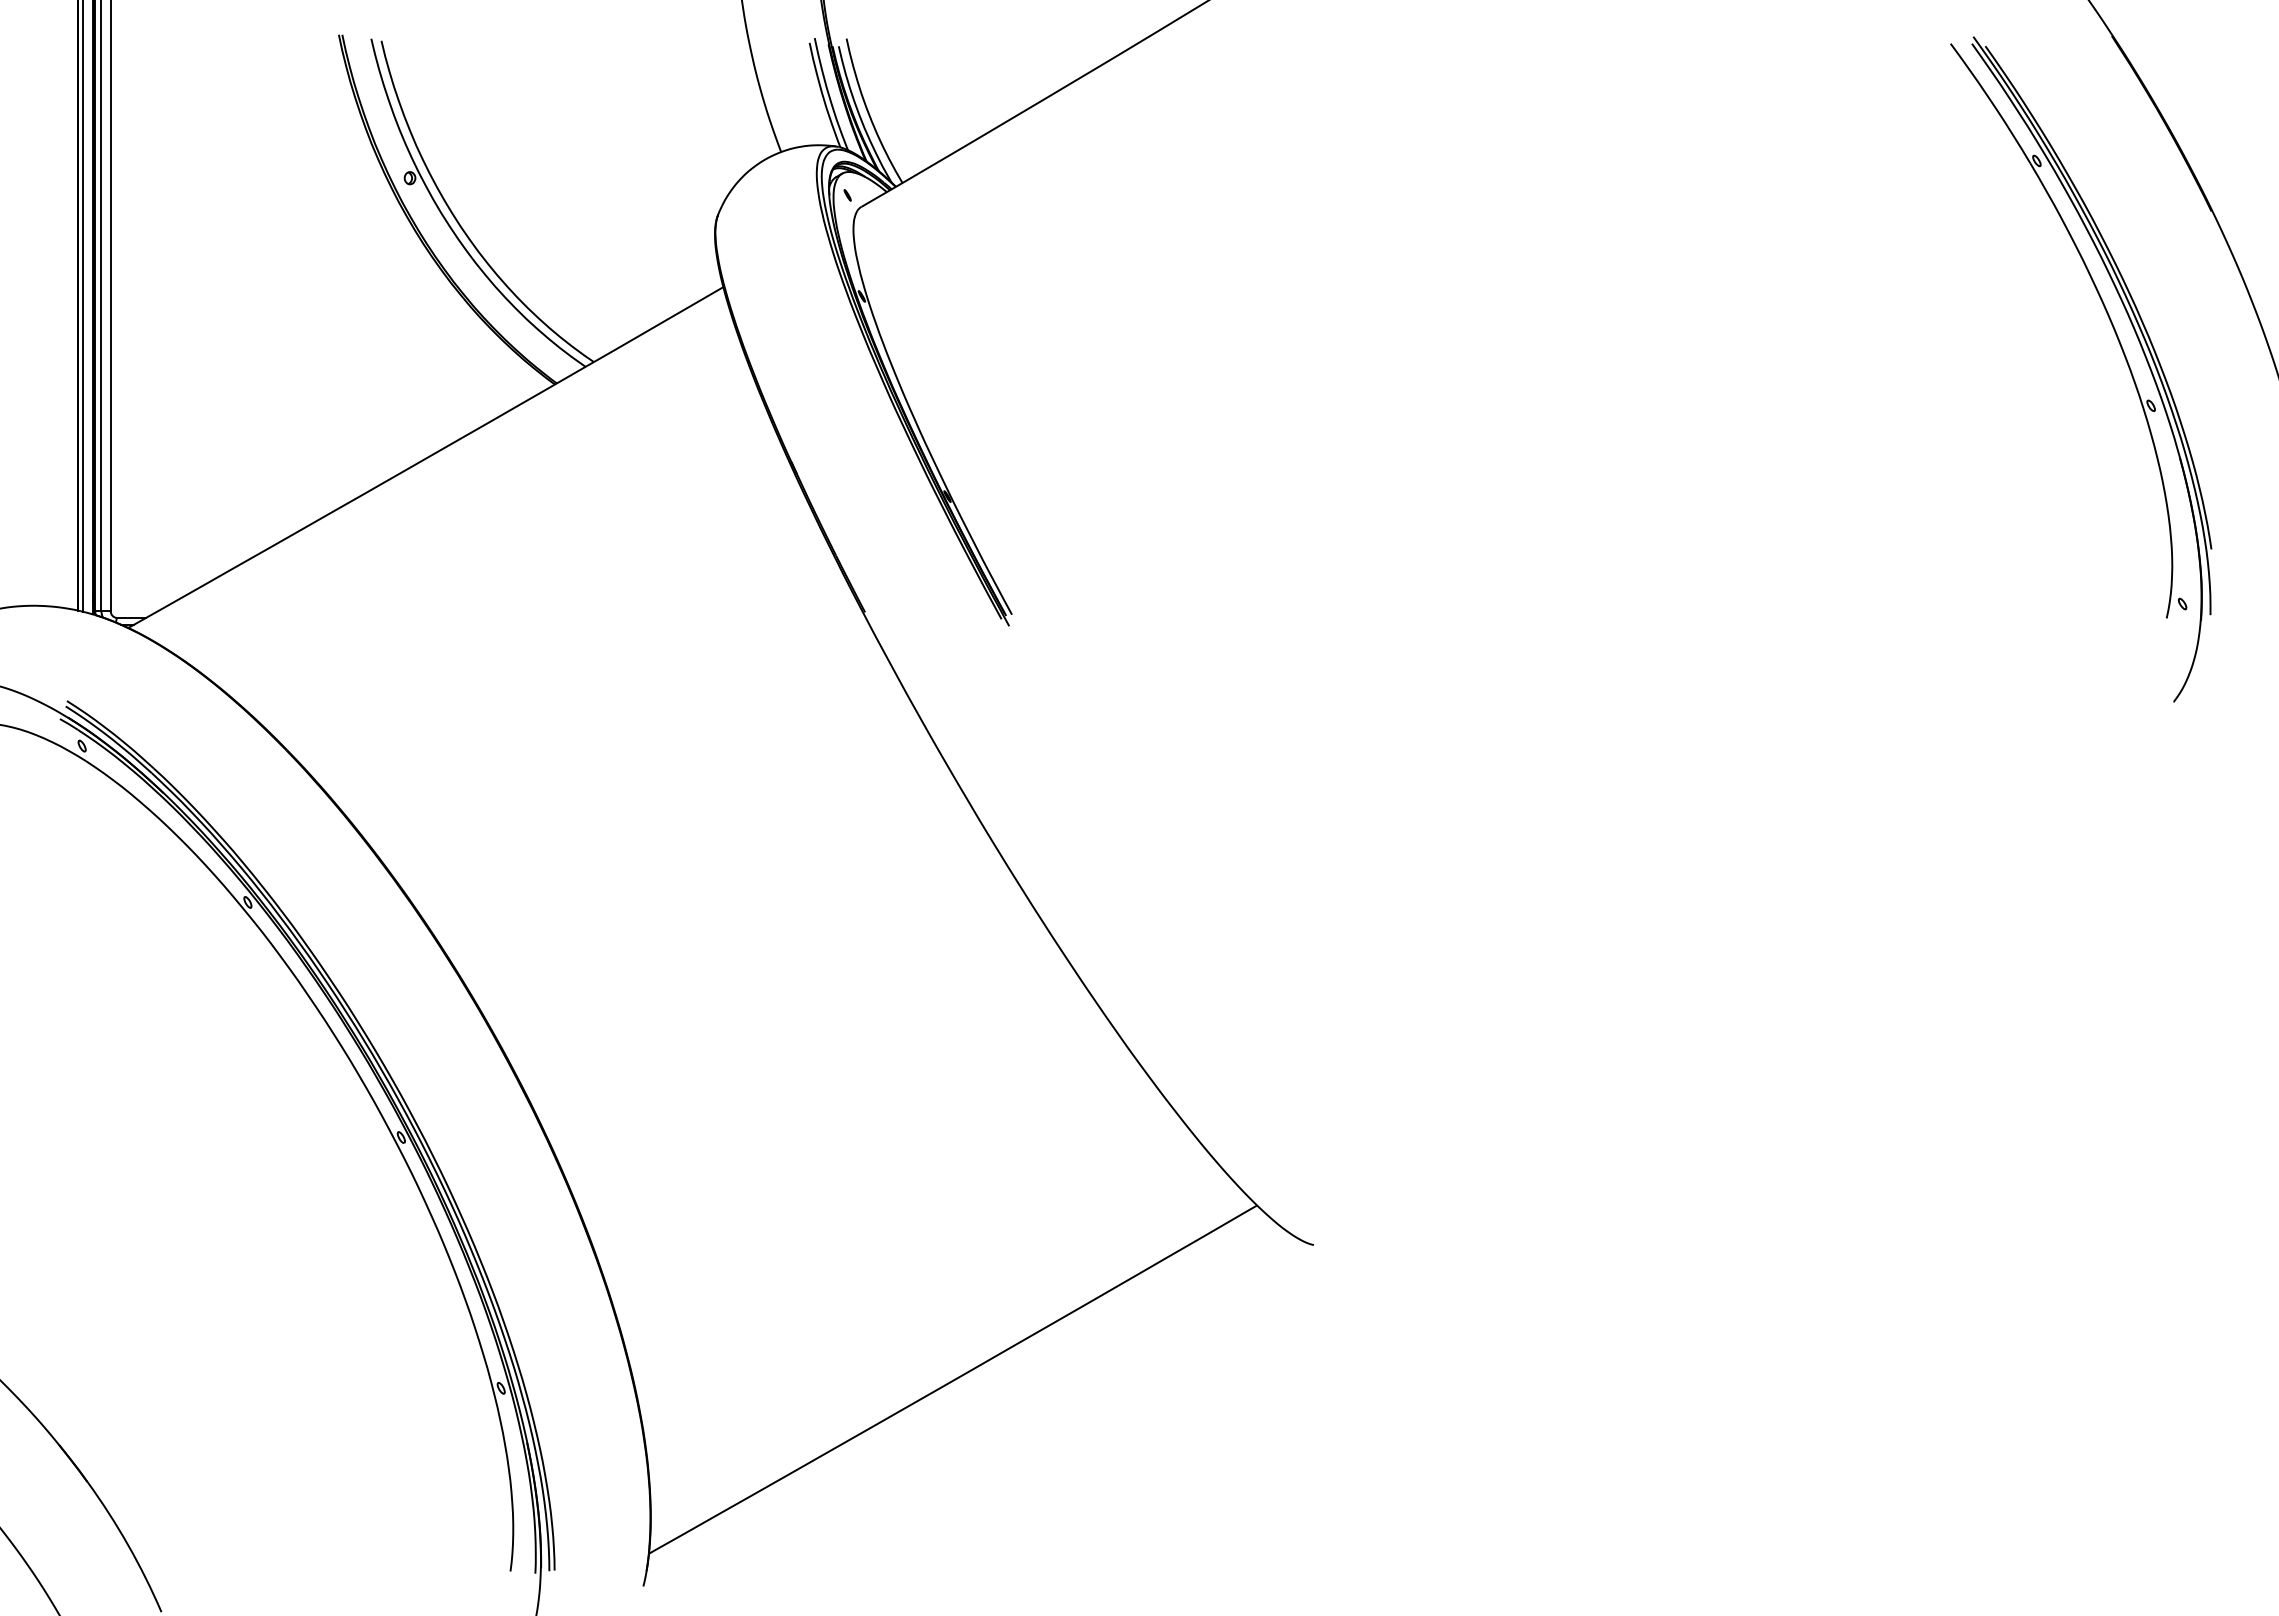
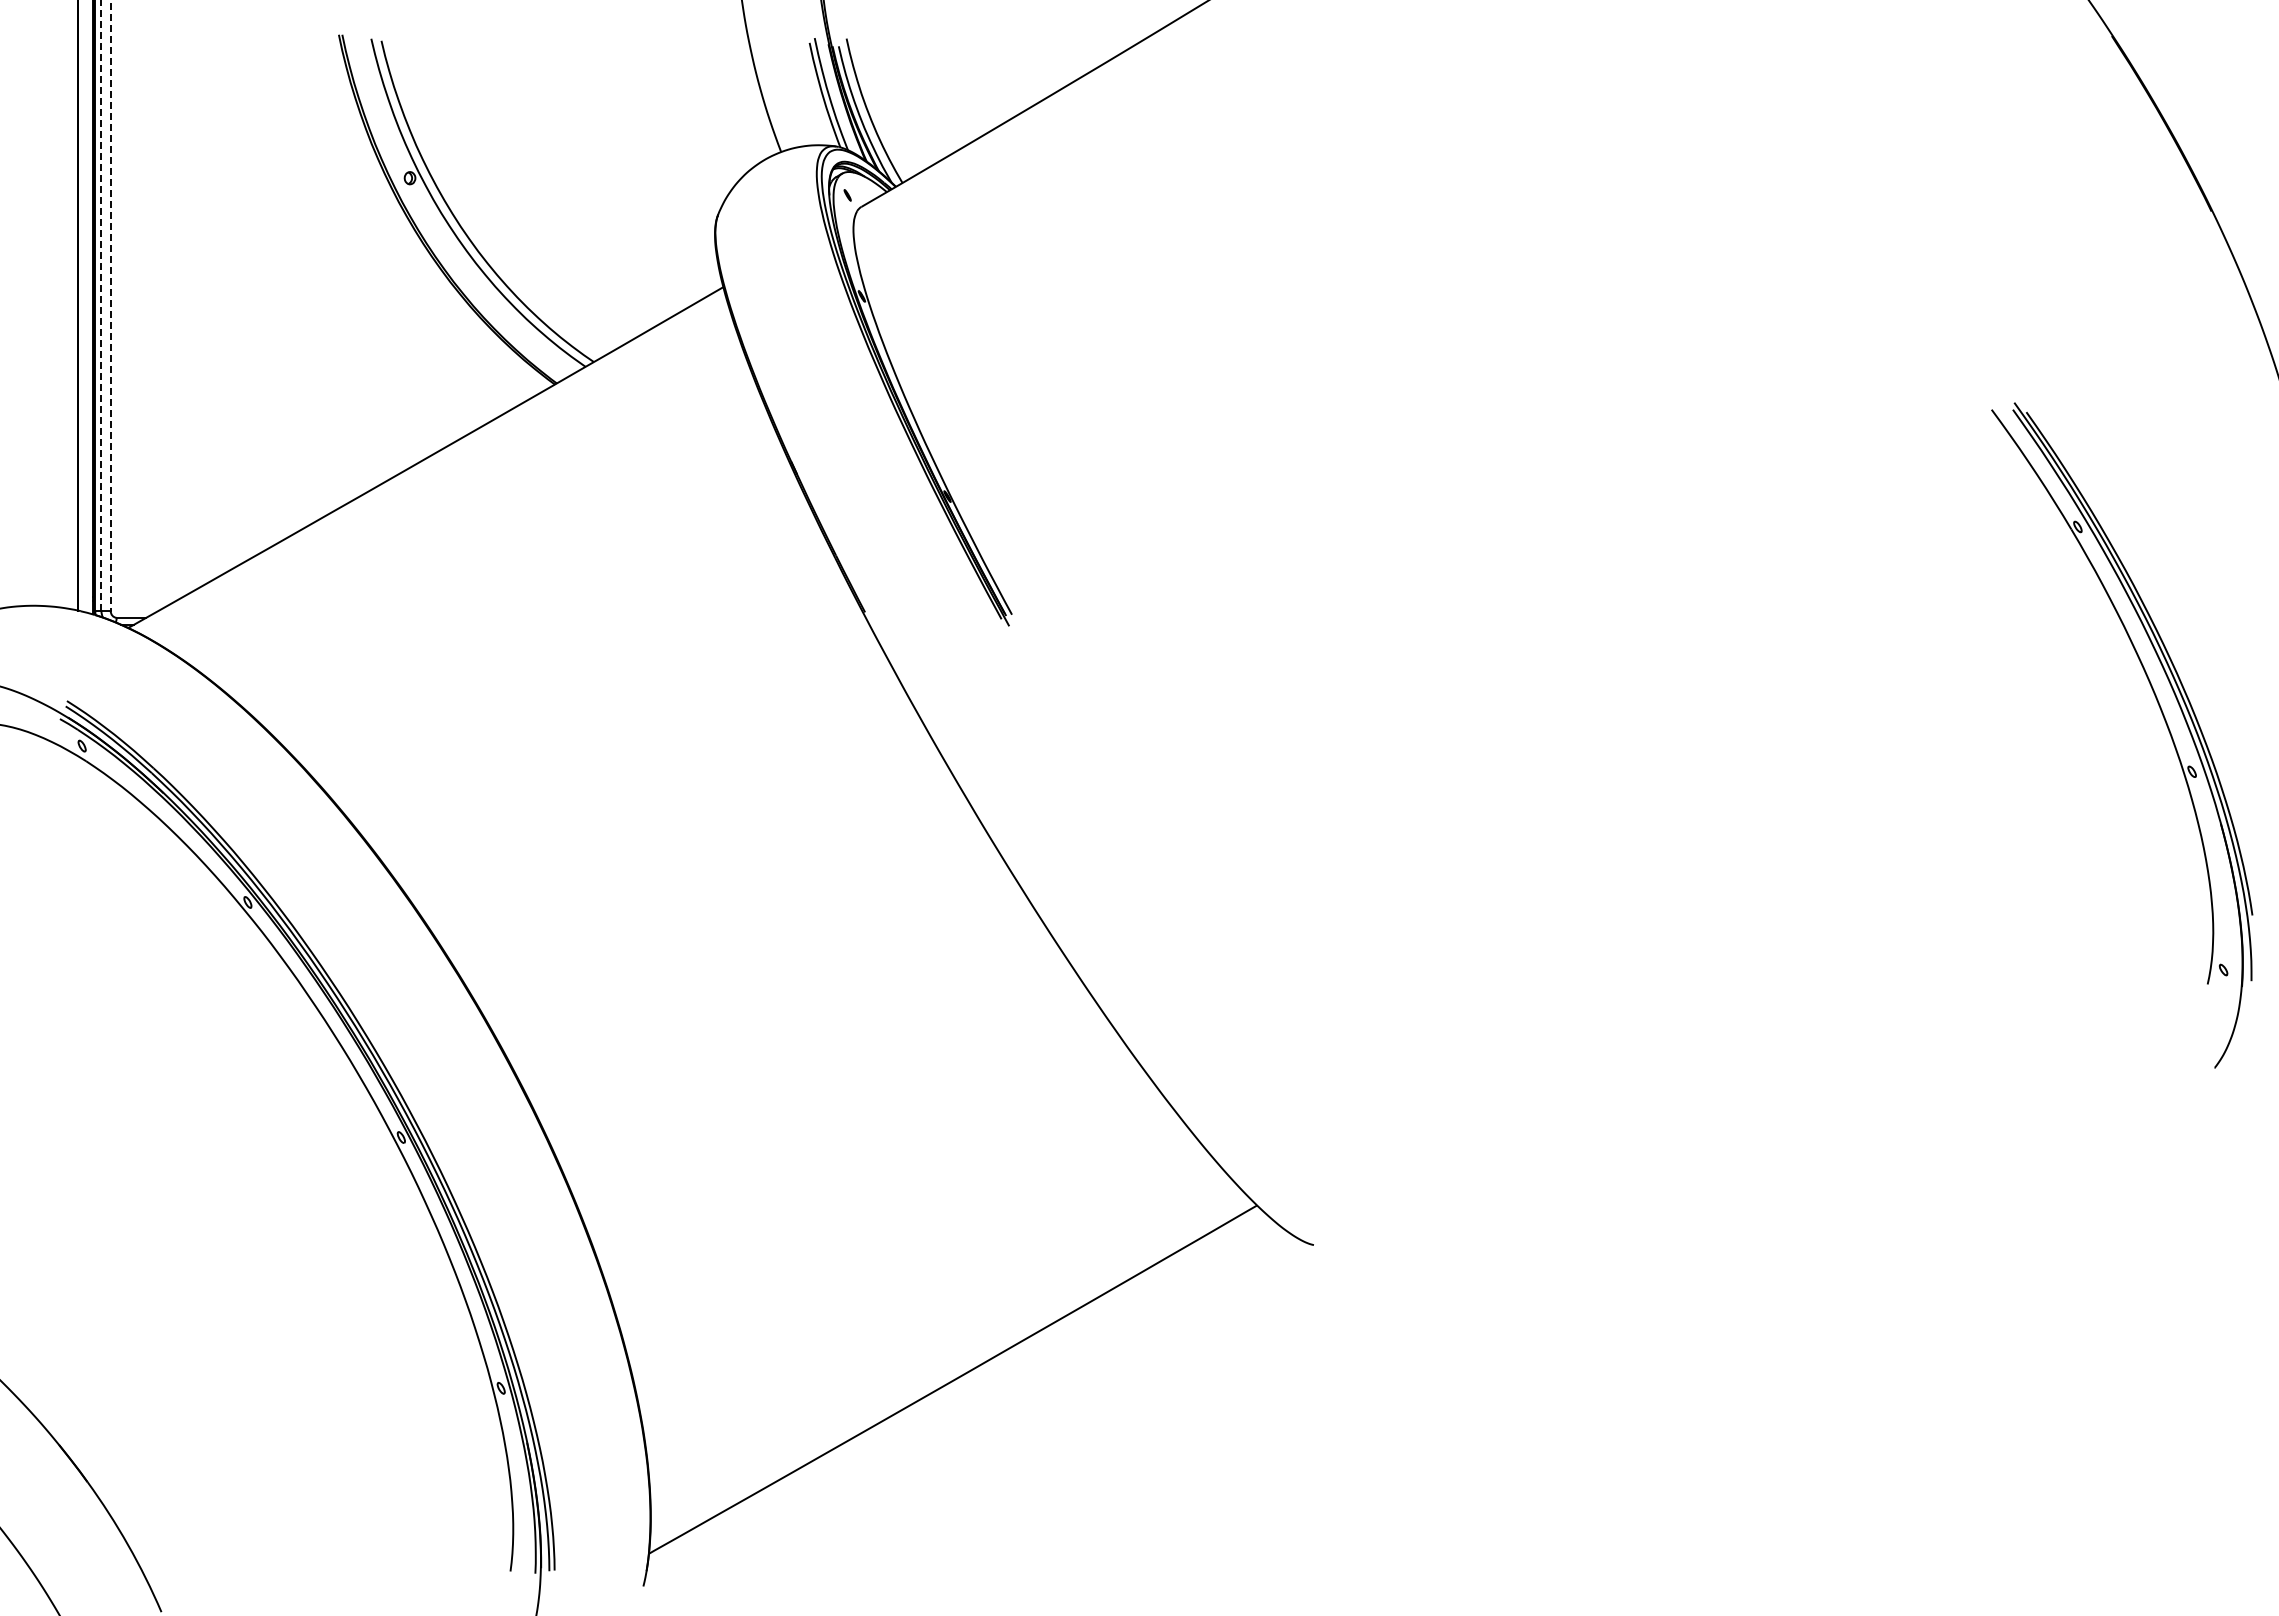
line: solid -> dashed (101, 305)
line: present -> none (83, 306)
line: solid -> dashed (110, 306)
part position: (2123, 355) -> (2164, 721) (2164, 721)
